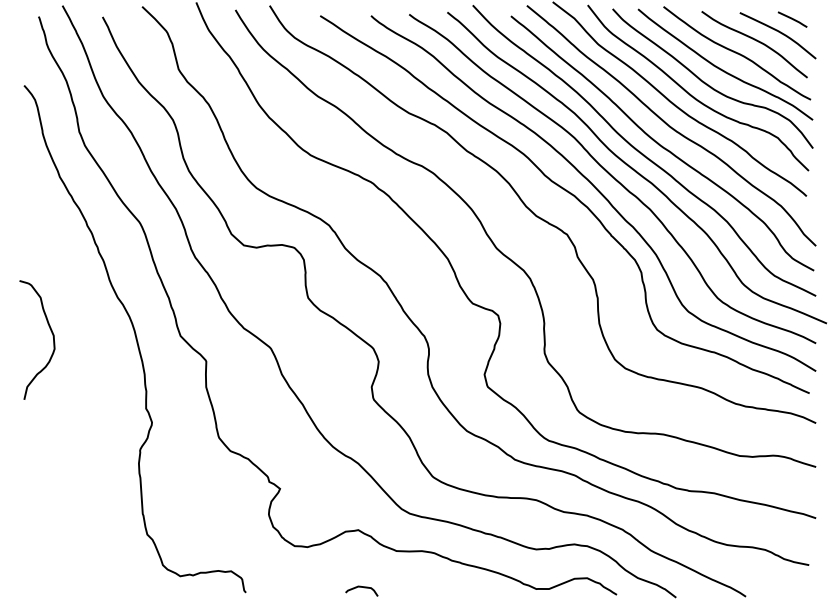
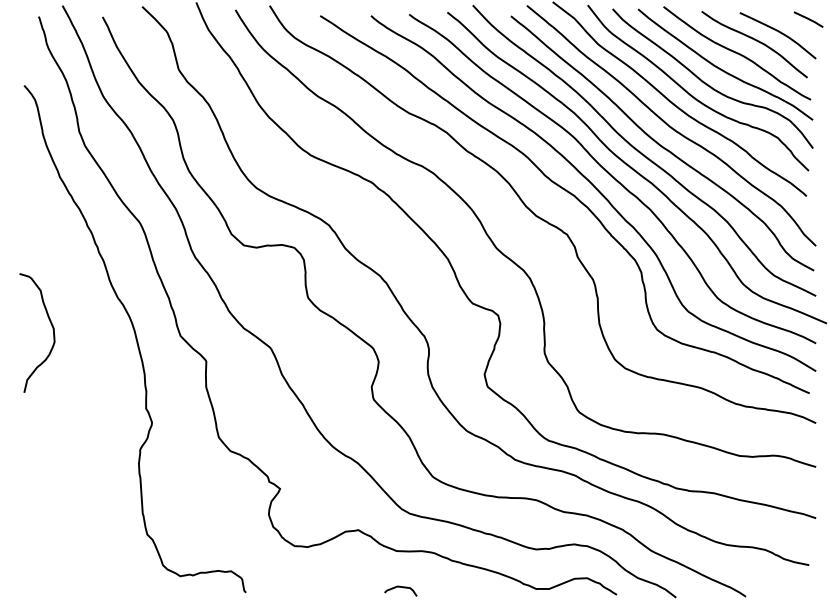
line position: (792, 19) -> (808, 19) (808, 19)
curve position: (51, 333) -> (51, 326) (51, 326)
curve position: (361, 587) -> (400, 587) (400, 587)
